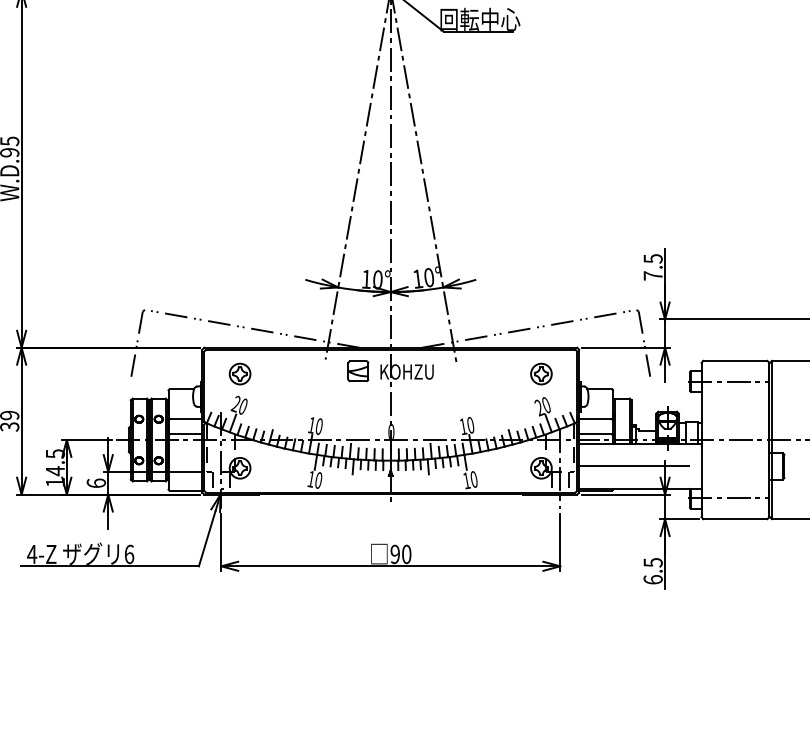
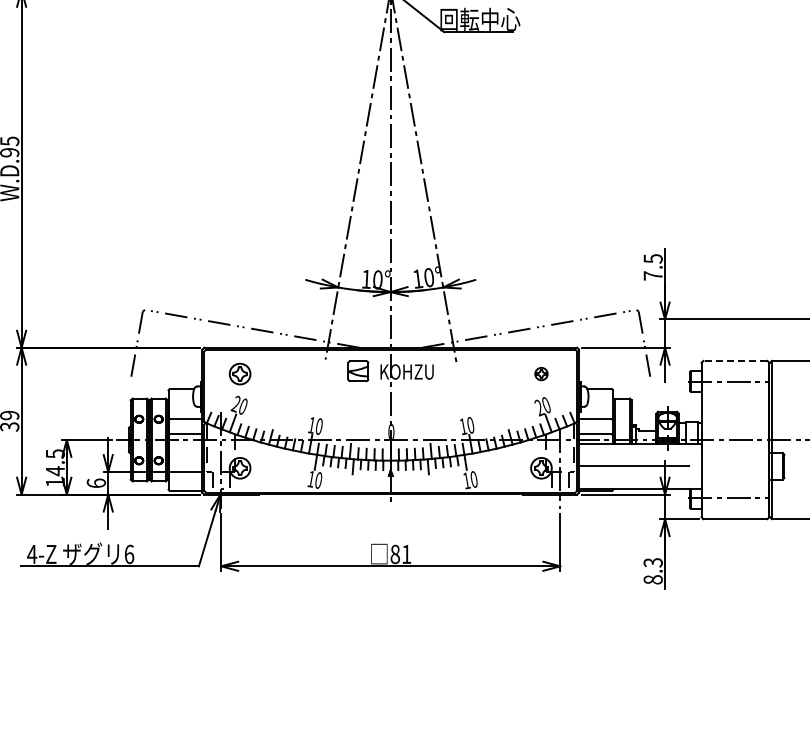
line: solid -> dashed (734, 360)
part size: 23x24 px -> 15x15 px (541, 374)
text: 90 -> 81 (400, 554)
text: 6.5 -> 8.3 (652, 571)
